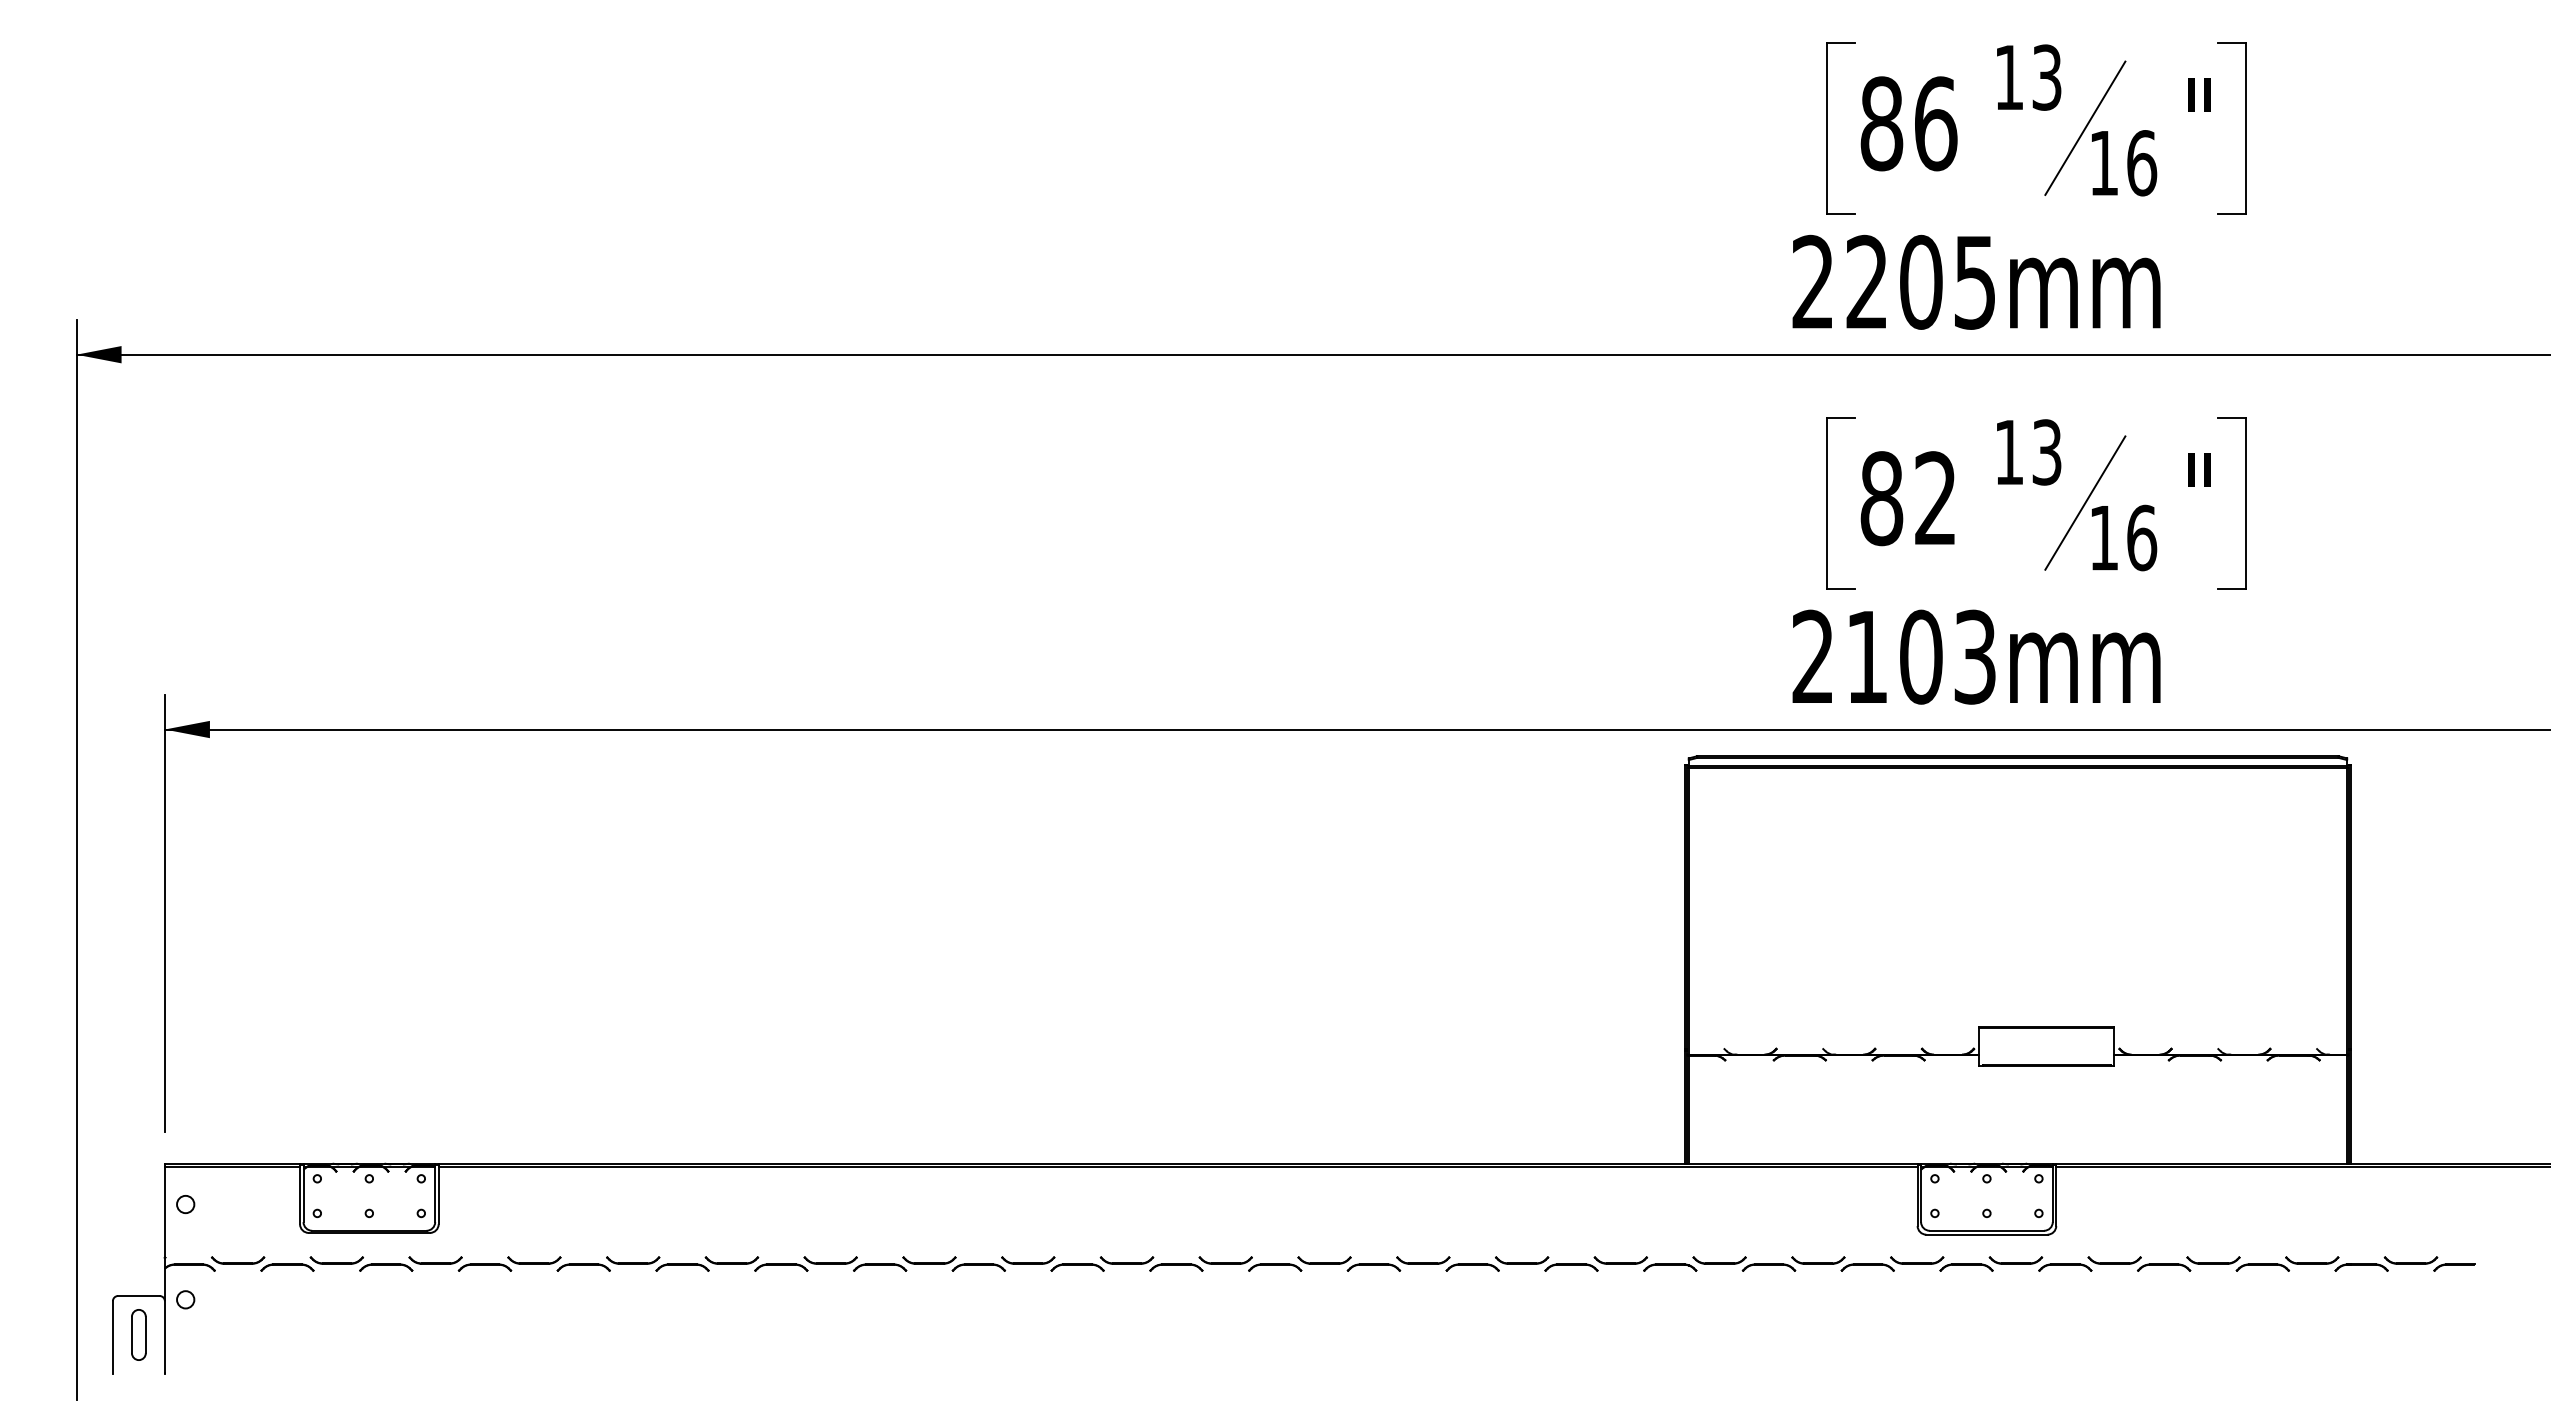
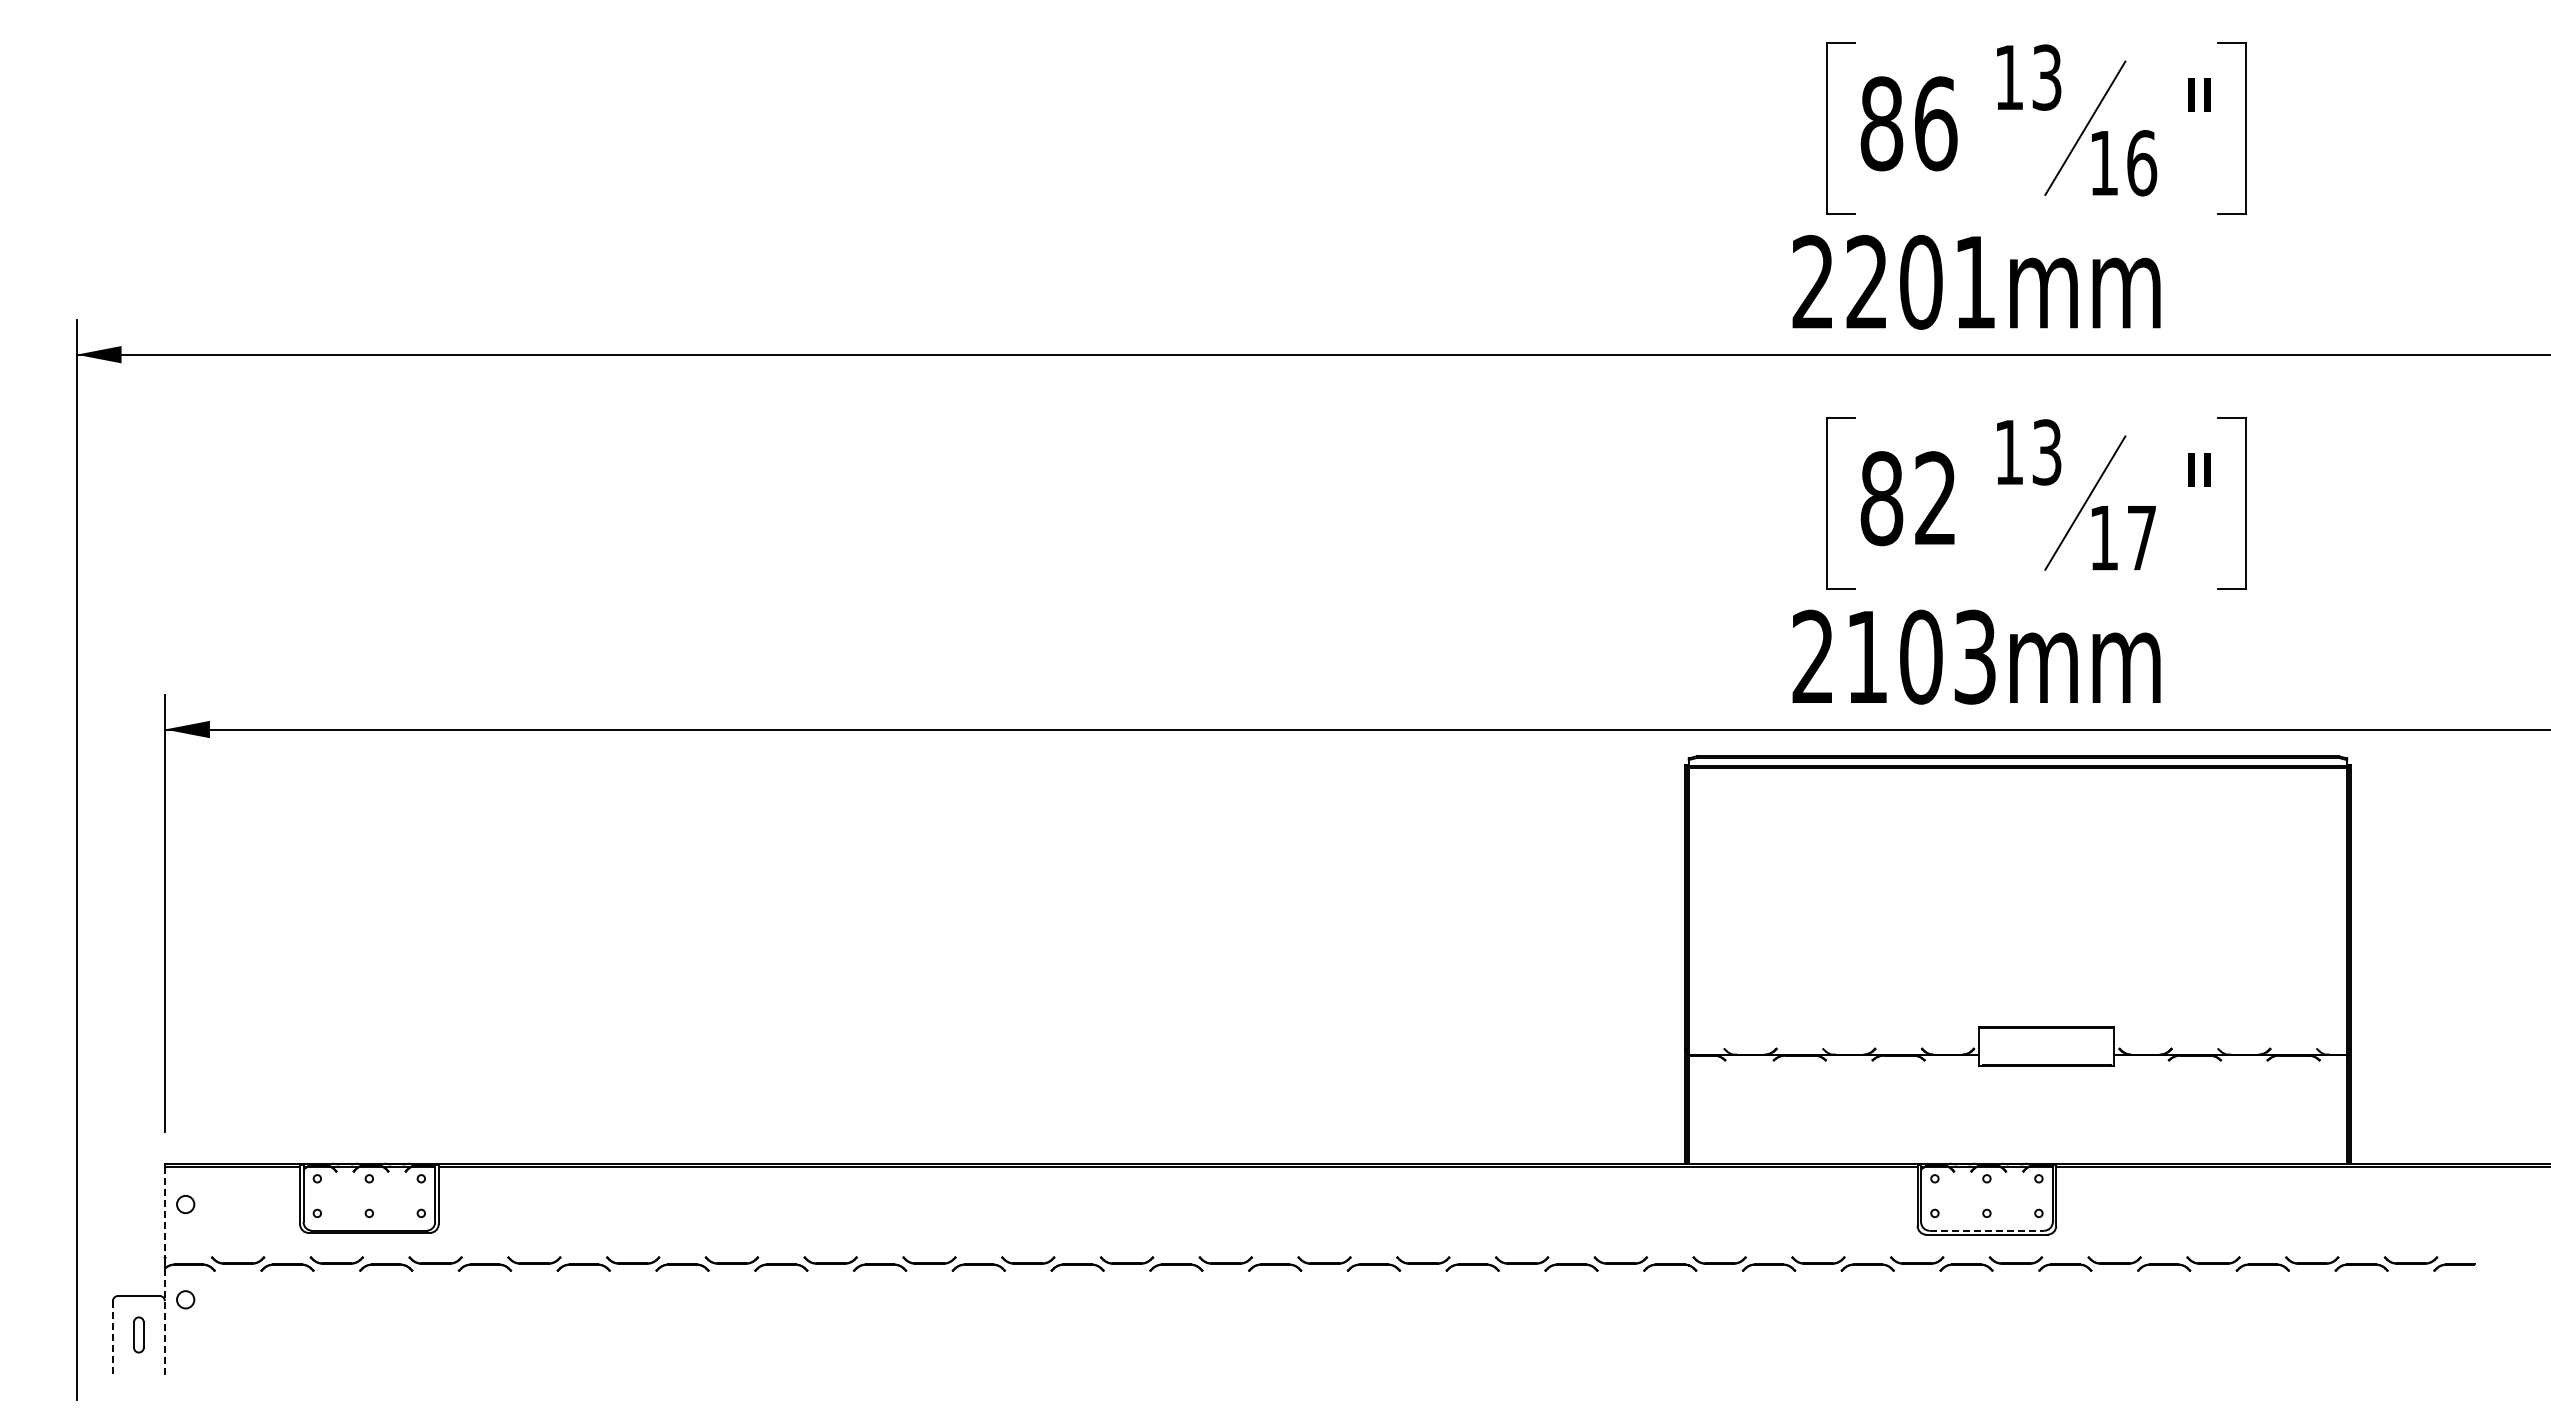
text: 2205mm -> 2201mm (1974, 282)
text: 16 -> 17 (2142, 537)
line: solid -> dashed (164, 1212)
line: solid -> dashed (1987, 1230)
line: solid -> dashed (164, 1321)
part size: 16x52 px -> 12x38 px (138, 1334)
line: solid -> dashed (112, 1337)
